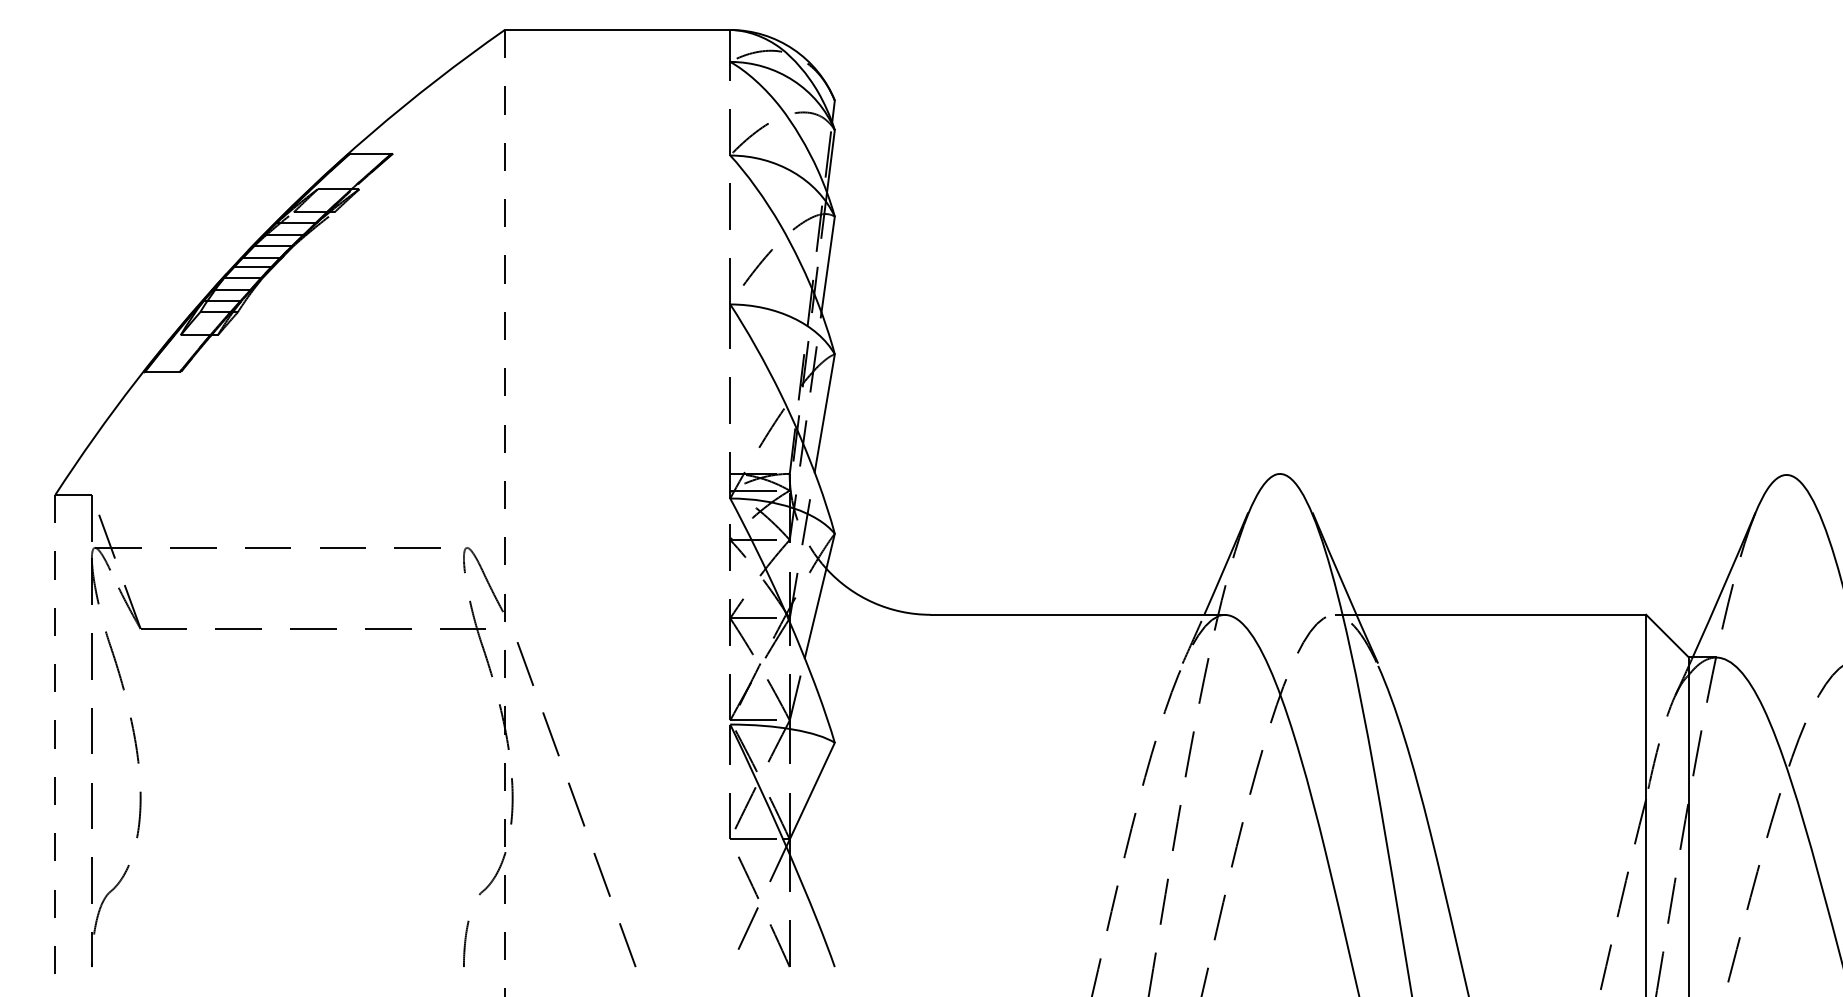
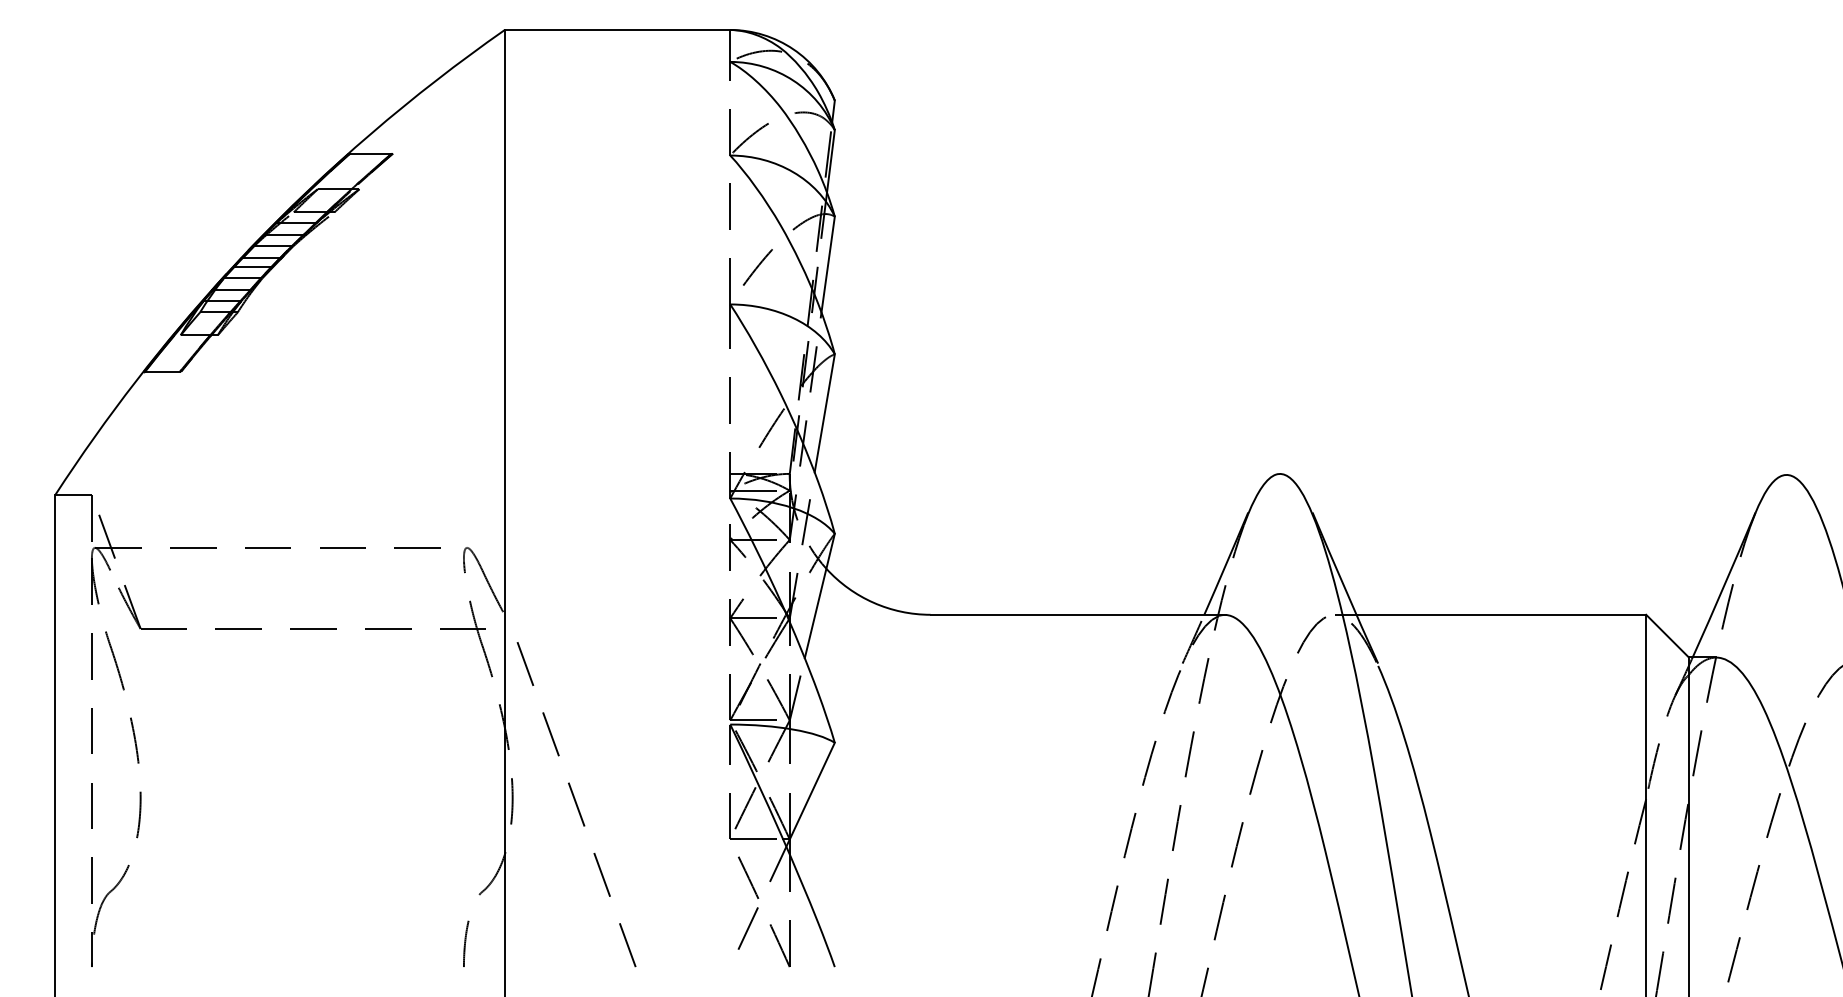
line: dashed -> solid (504, 513)
line: dashed -> solid (55, 745)
